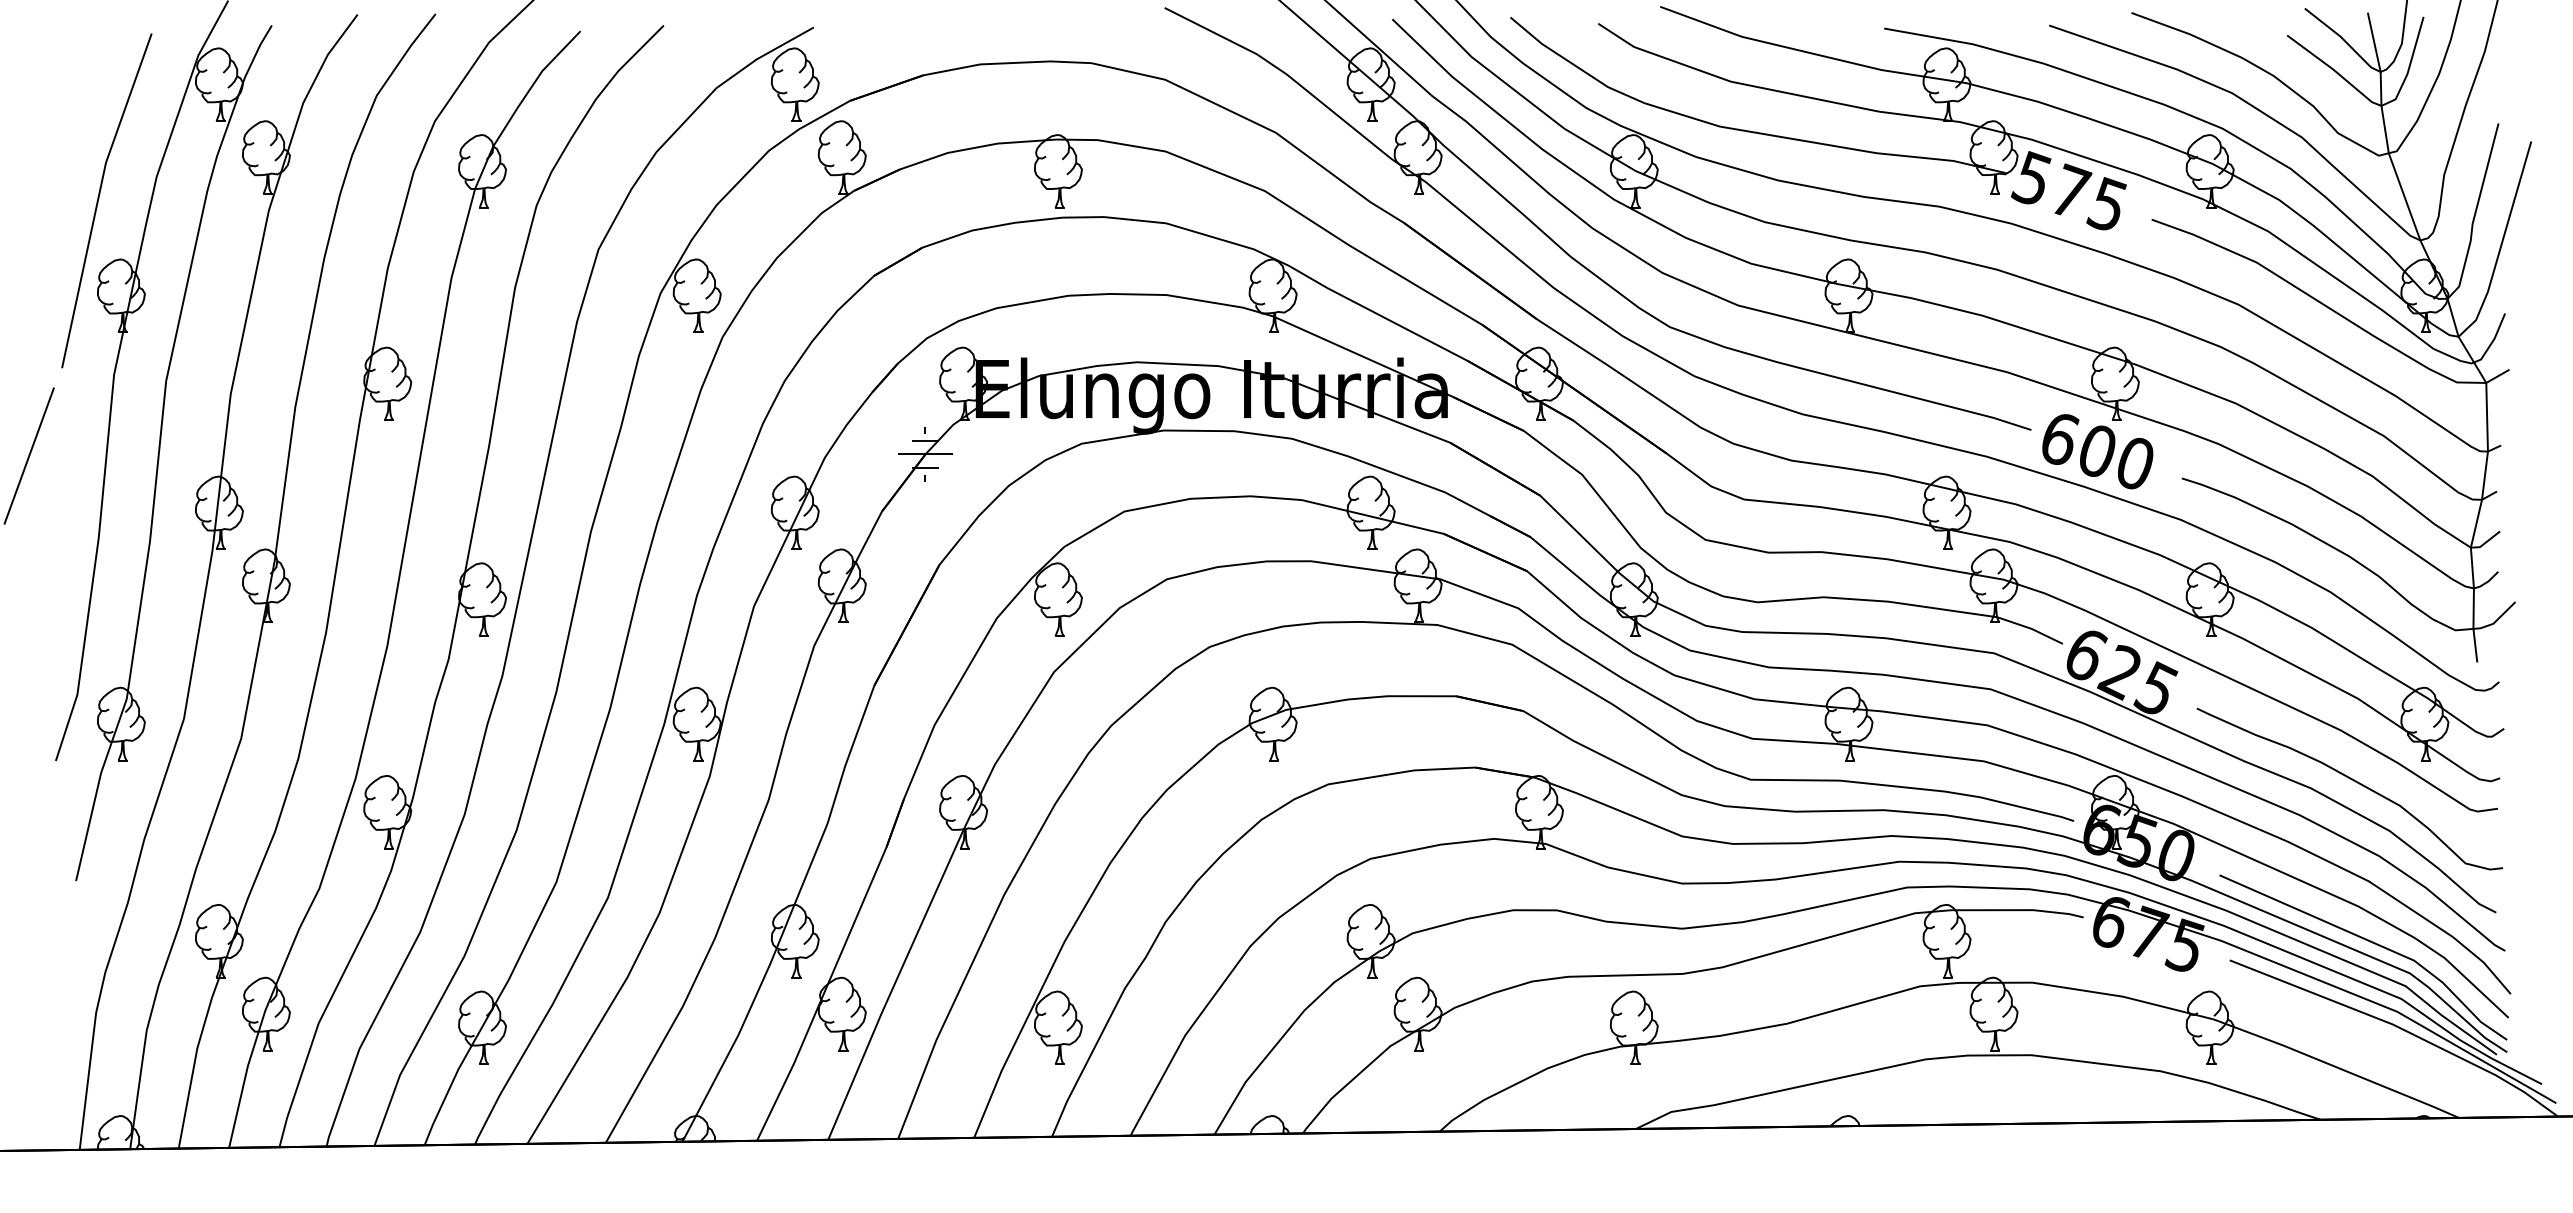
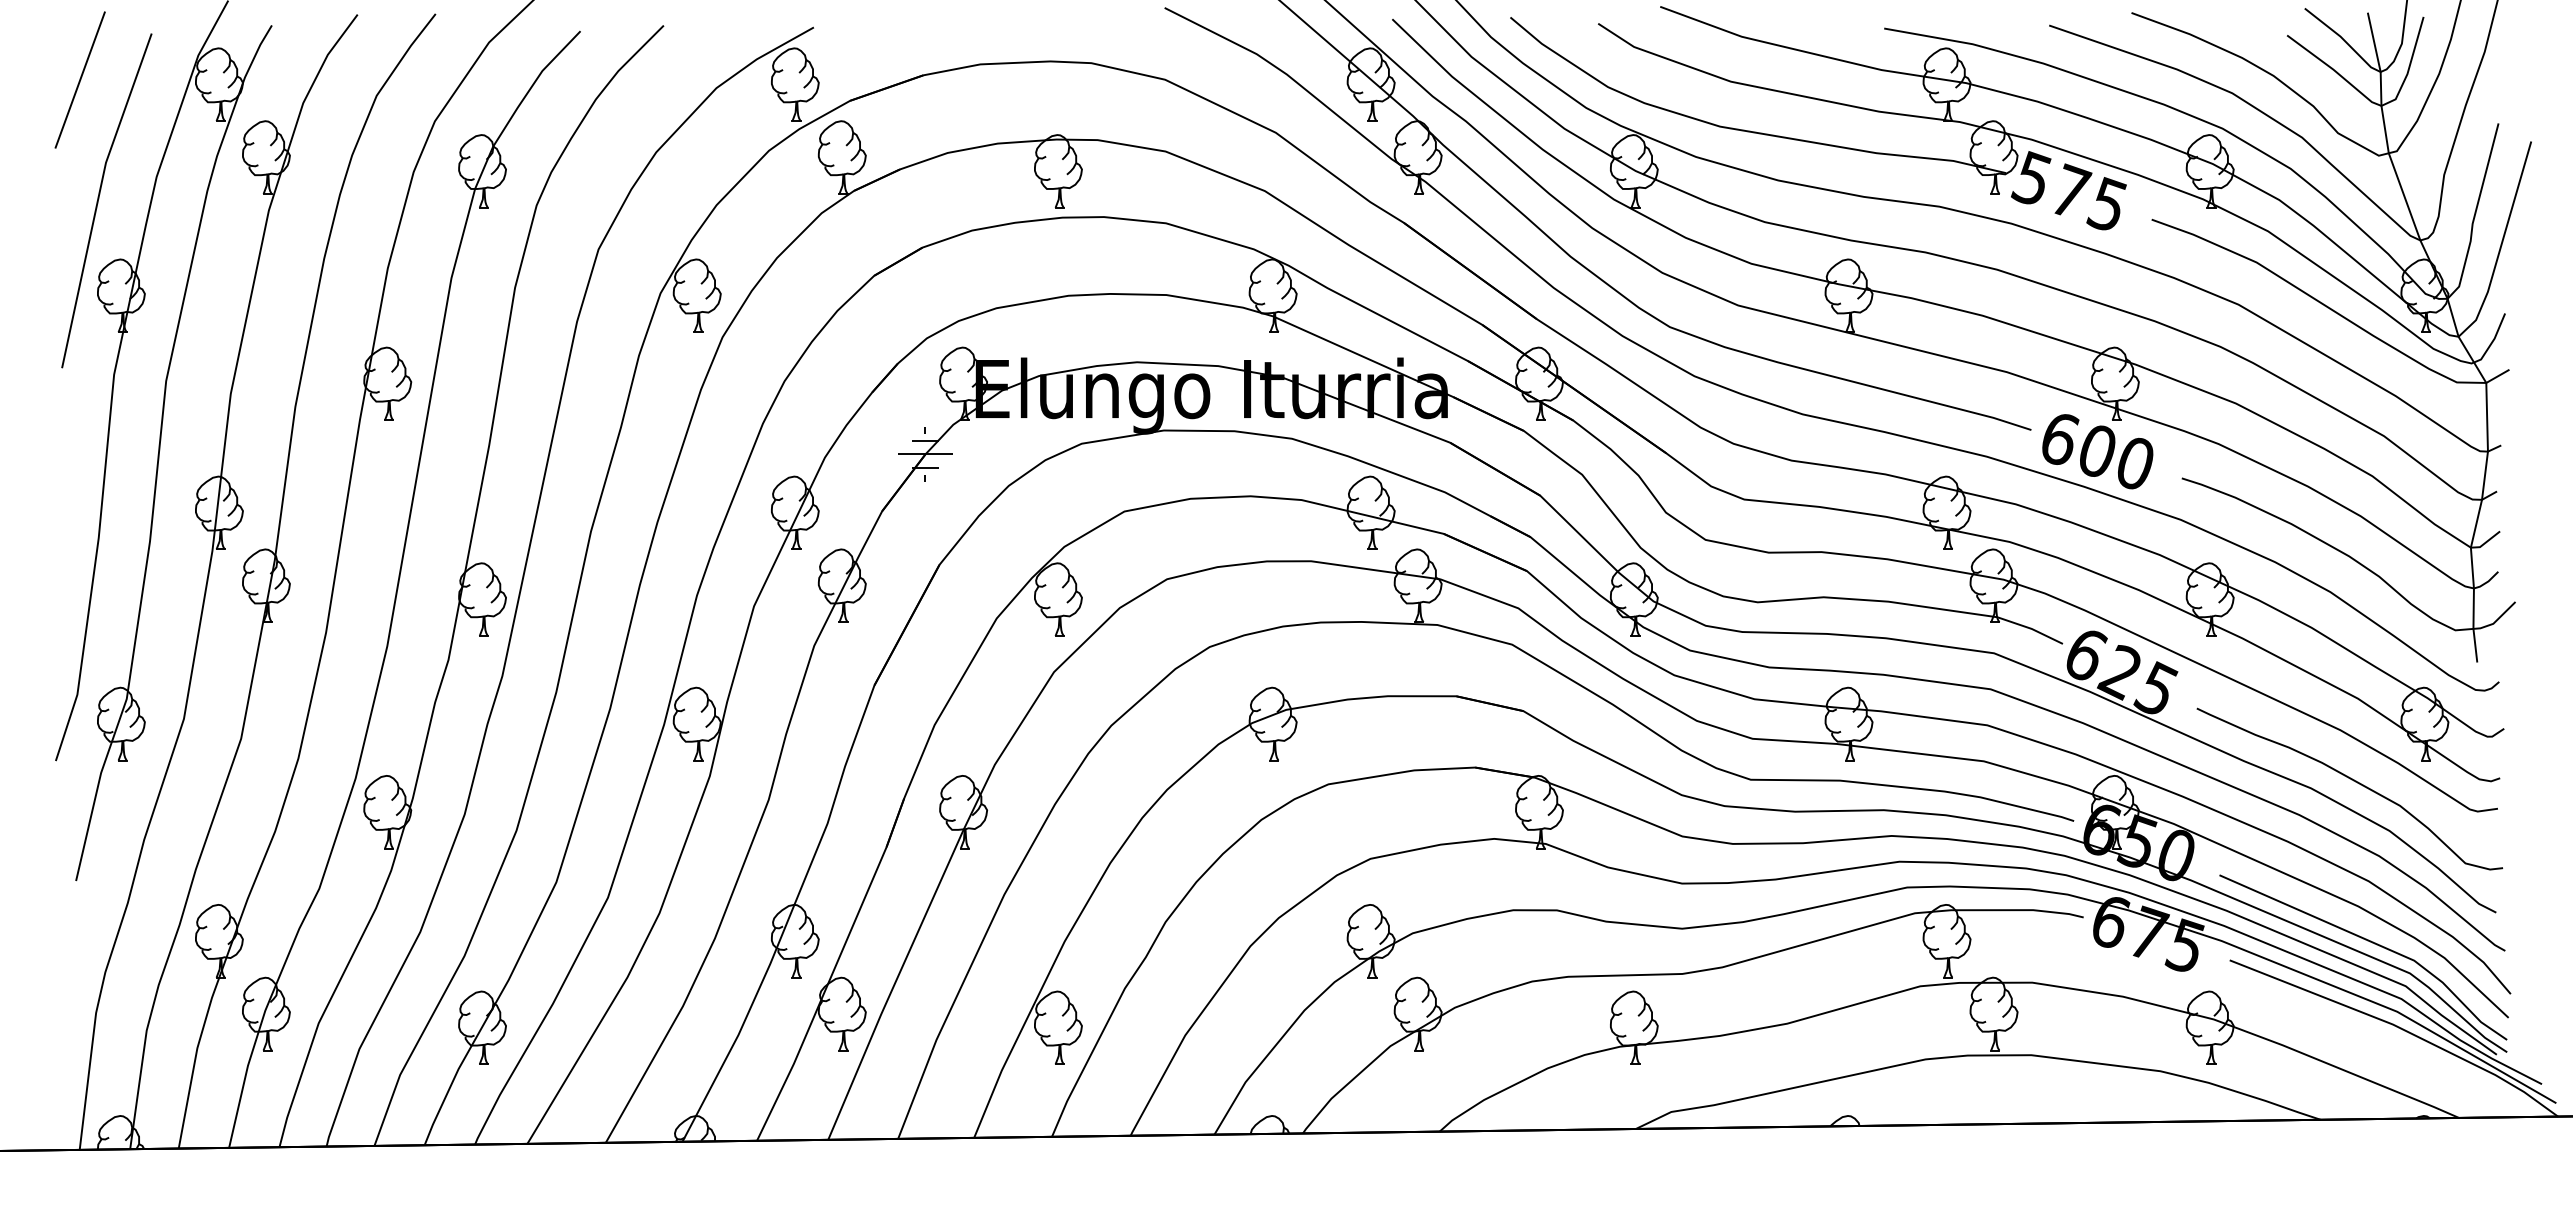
line position: (28, 455) -> (79, 79) (79, 79)
